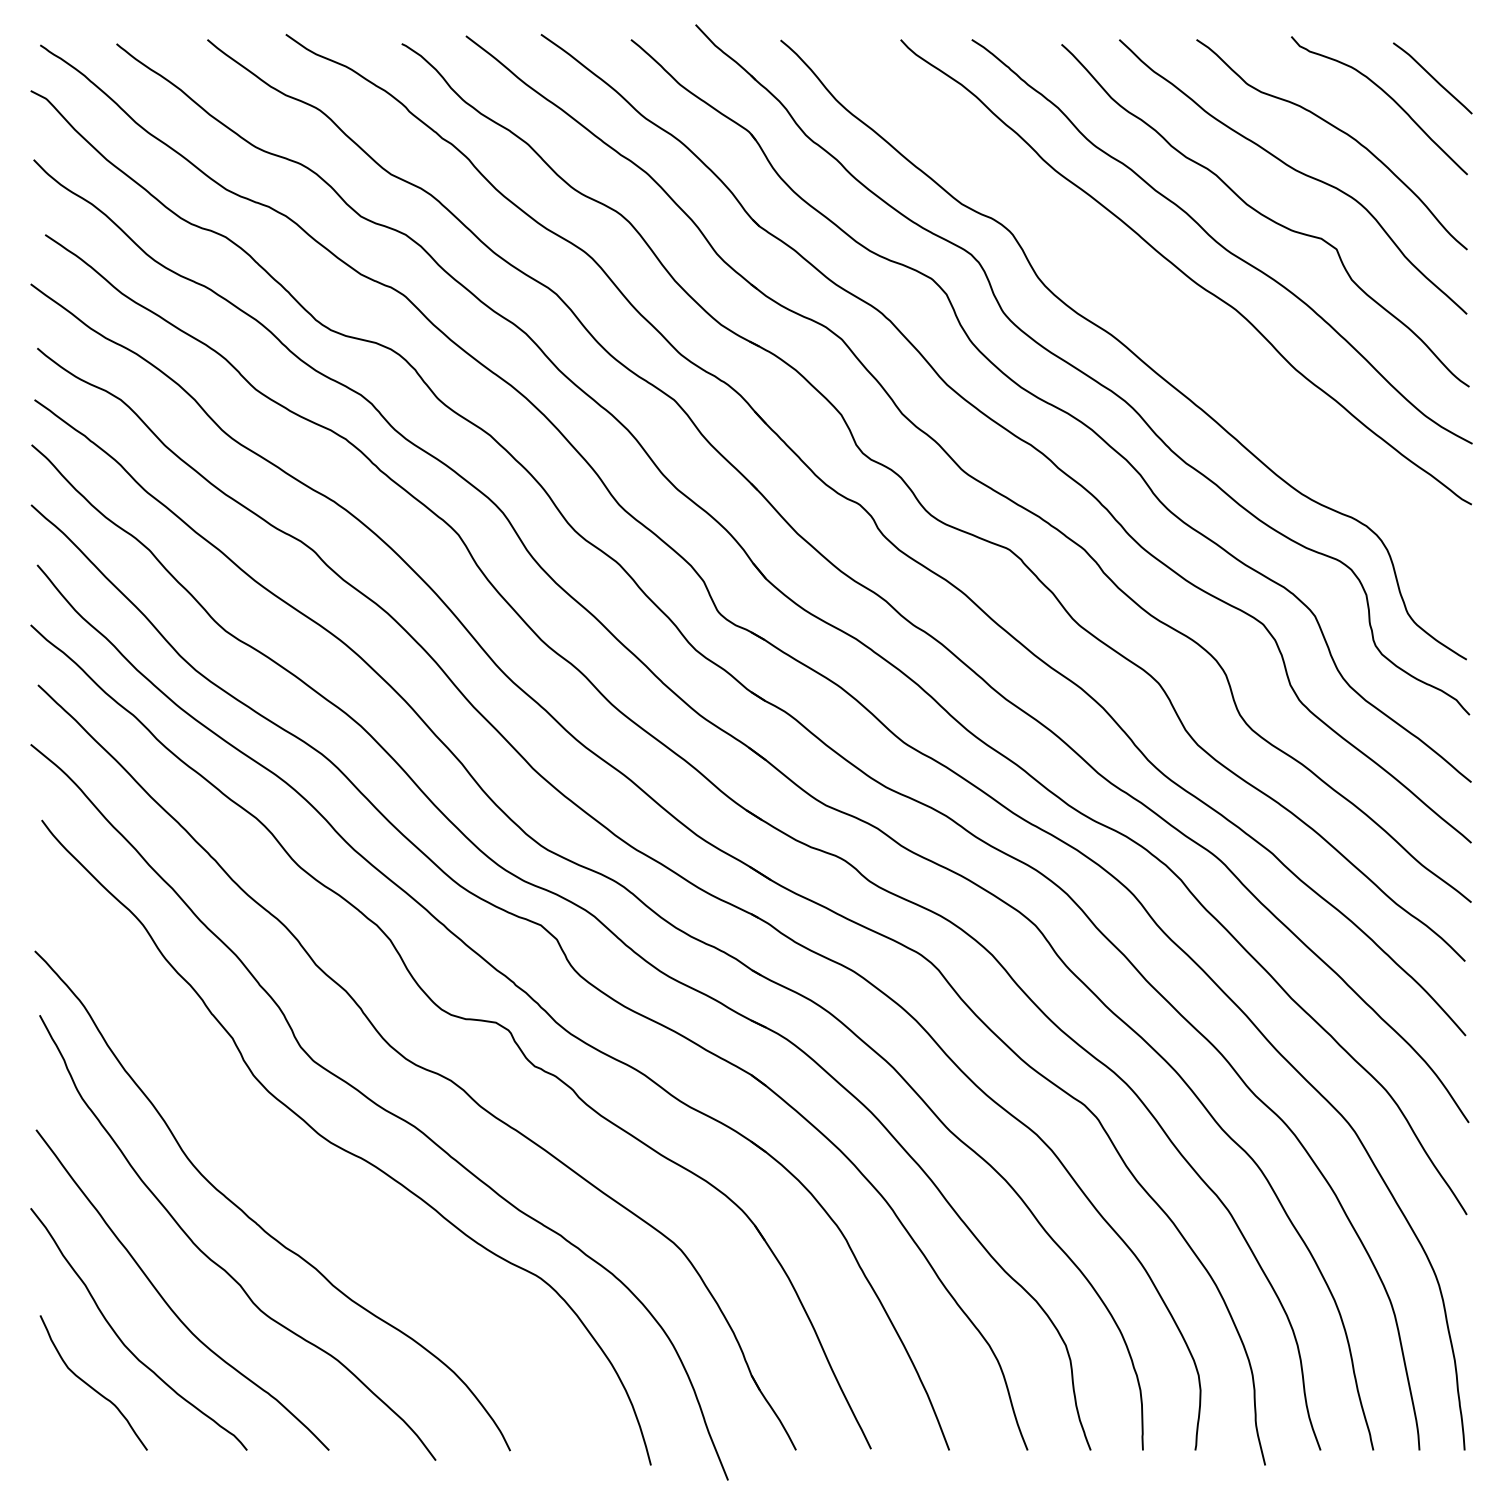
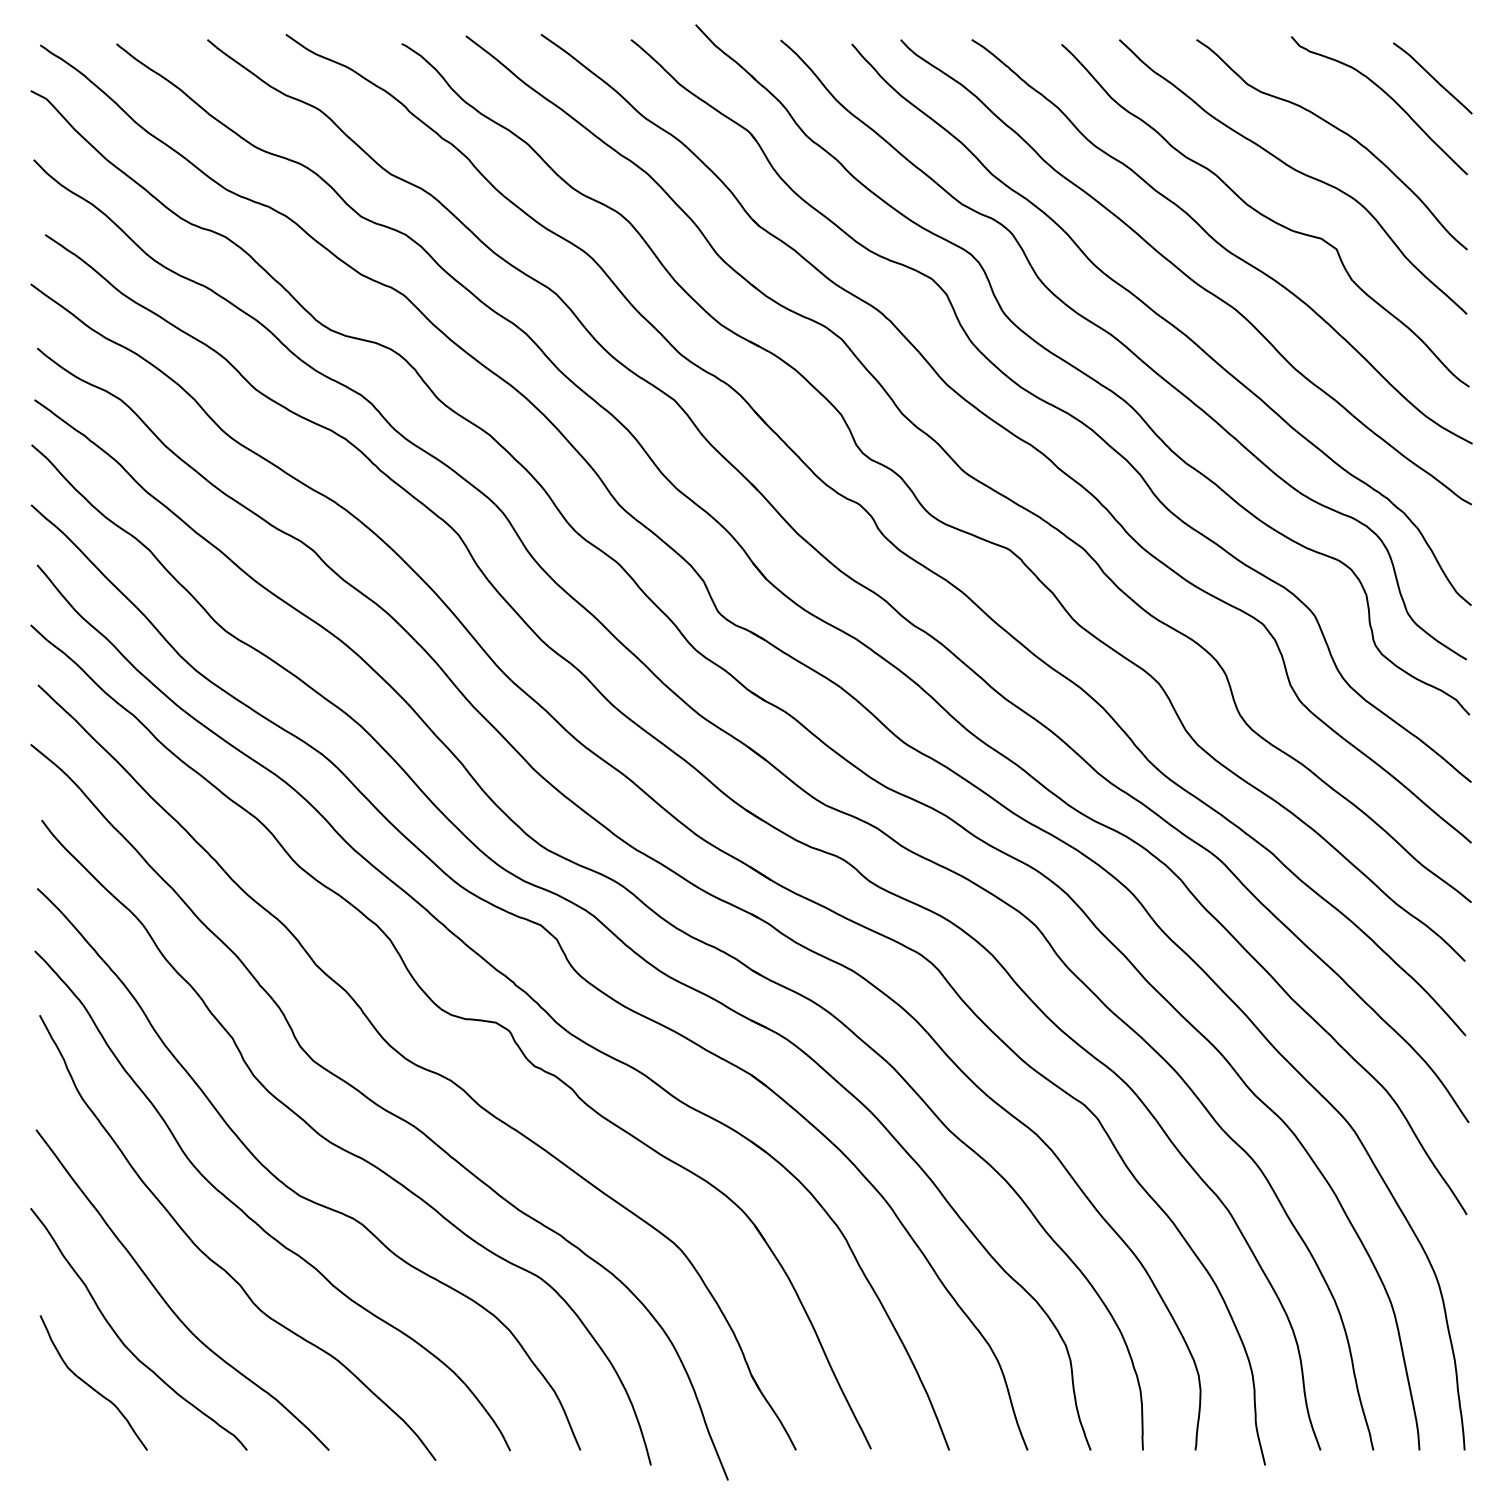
curve: none -> present (1164, 320)
curve: none -> present (294, 1190)
